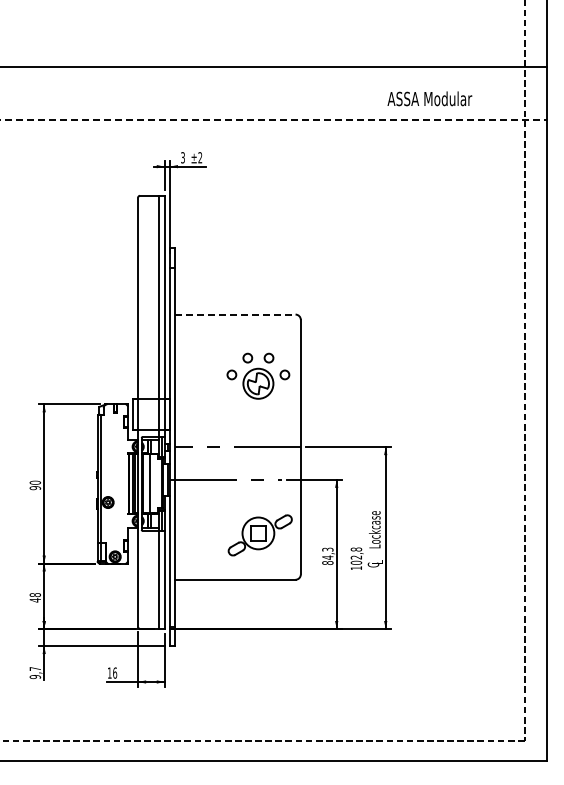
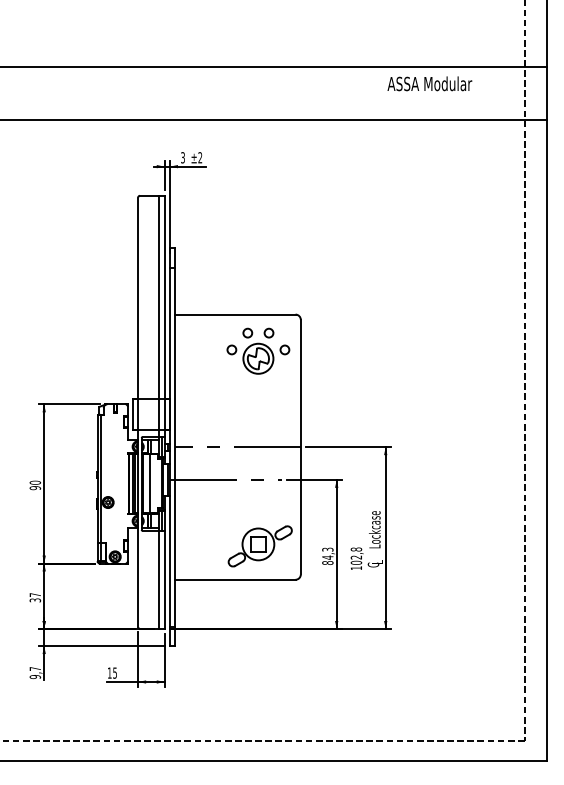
text position: (429, 98) -> (429, 83) (429, 83)
line: dashed -> solid (274, 119)
line: dashed -> solid (235, 314)
part position: (258, 375) -> (258, 350) (258, 350)
part position: (259, 535) -> (259, 546) (259, 546)
text: 48 -> 37 (35, 597)
text: 16 -> 15 (115, 672)
